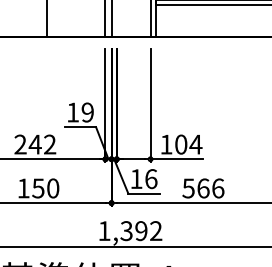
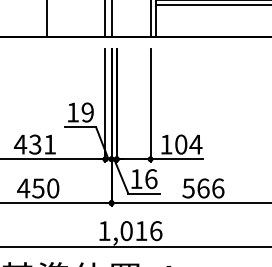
text: 242 -> 431 (34, 144)
text: 150 -> 450 (23, 188)
text: 1,392 -> 1,016 (141, 231)
